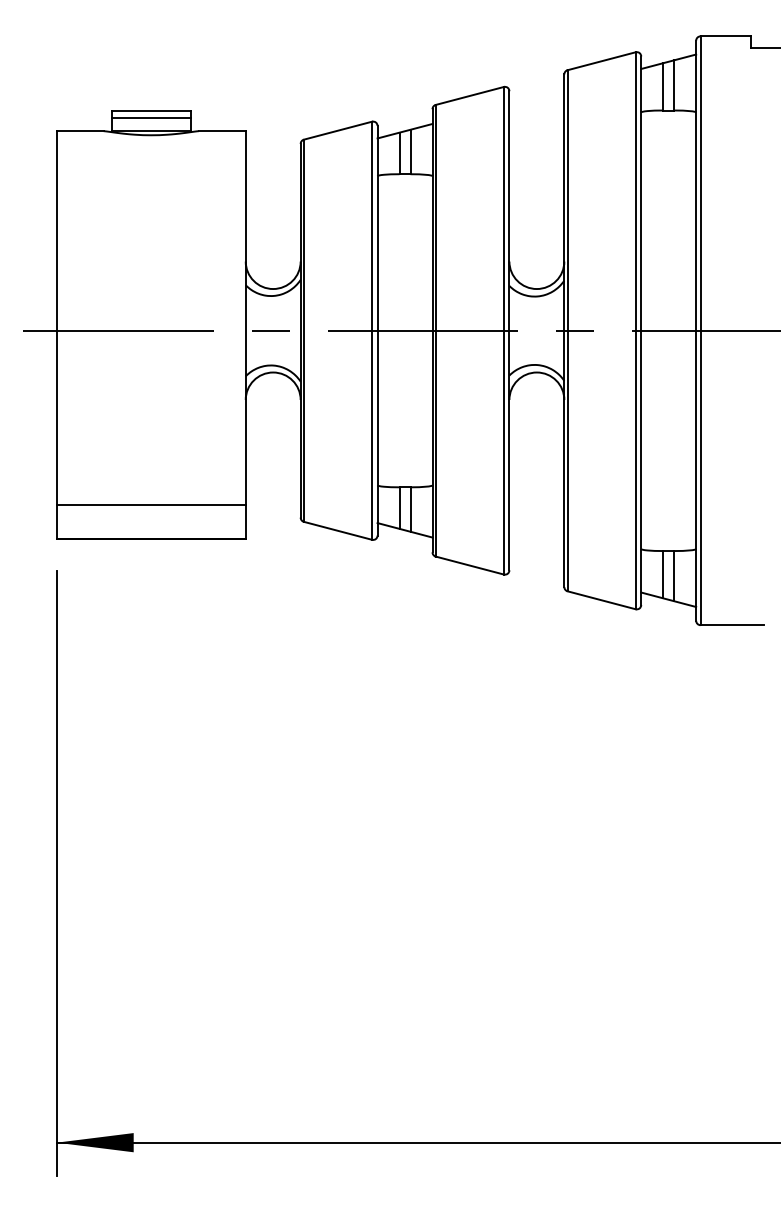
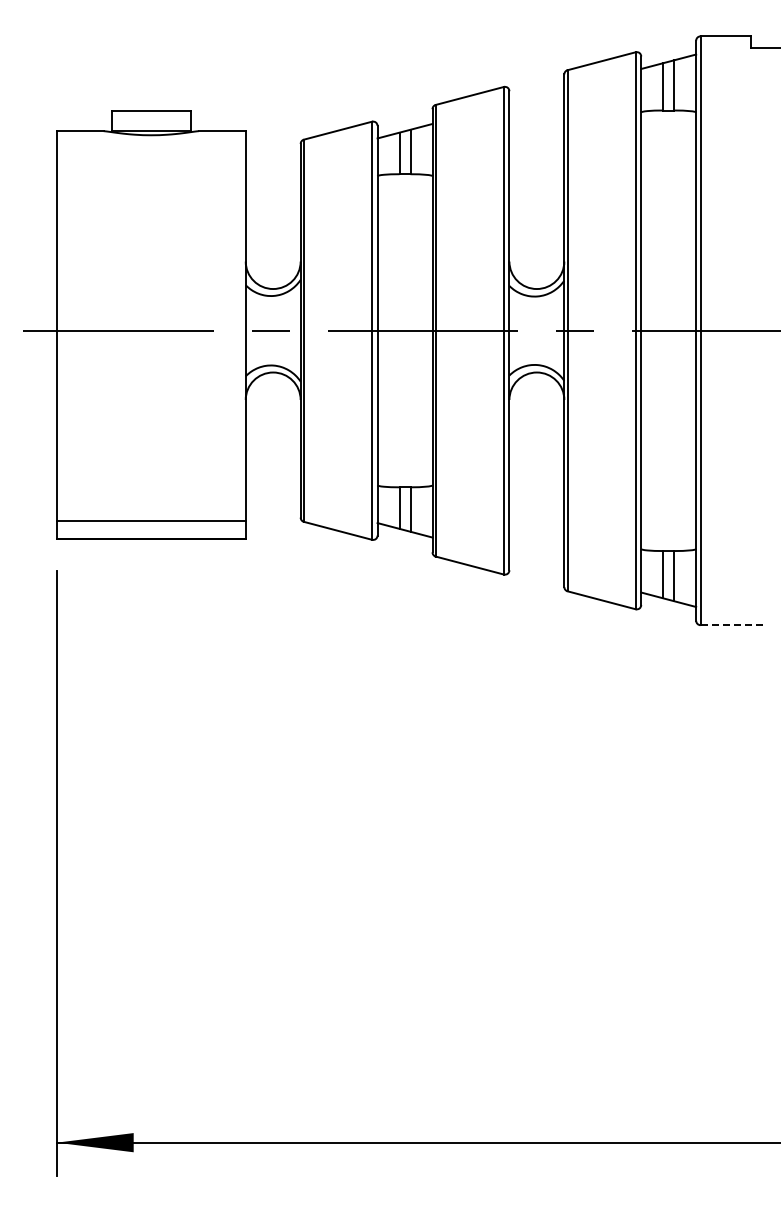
line: present -> none (150, 117)
line position: (150, 505) -> (150, 521) (150, 521)
line: solid -> dashed (732, 625)
